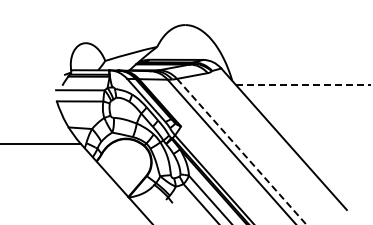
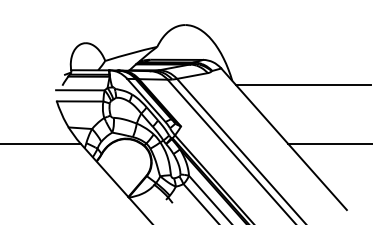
line: dashed -> solid (303, 85)
line: none -> present (328, 144)
line: dashed -> solid (241, 152)
